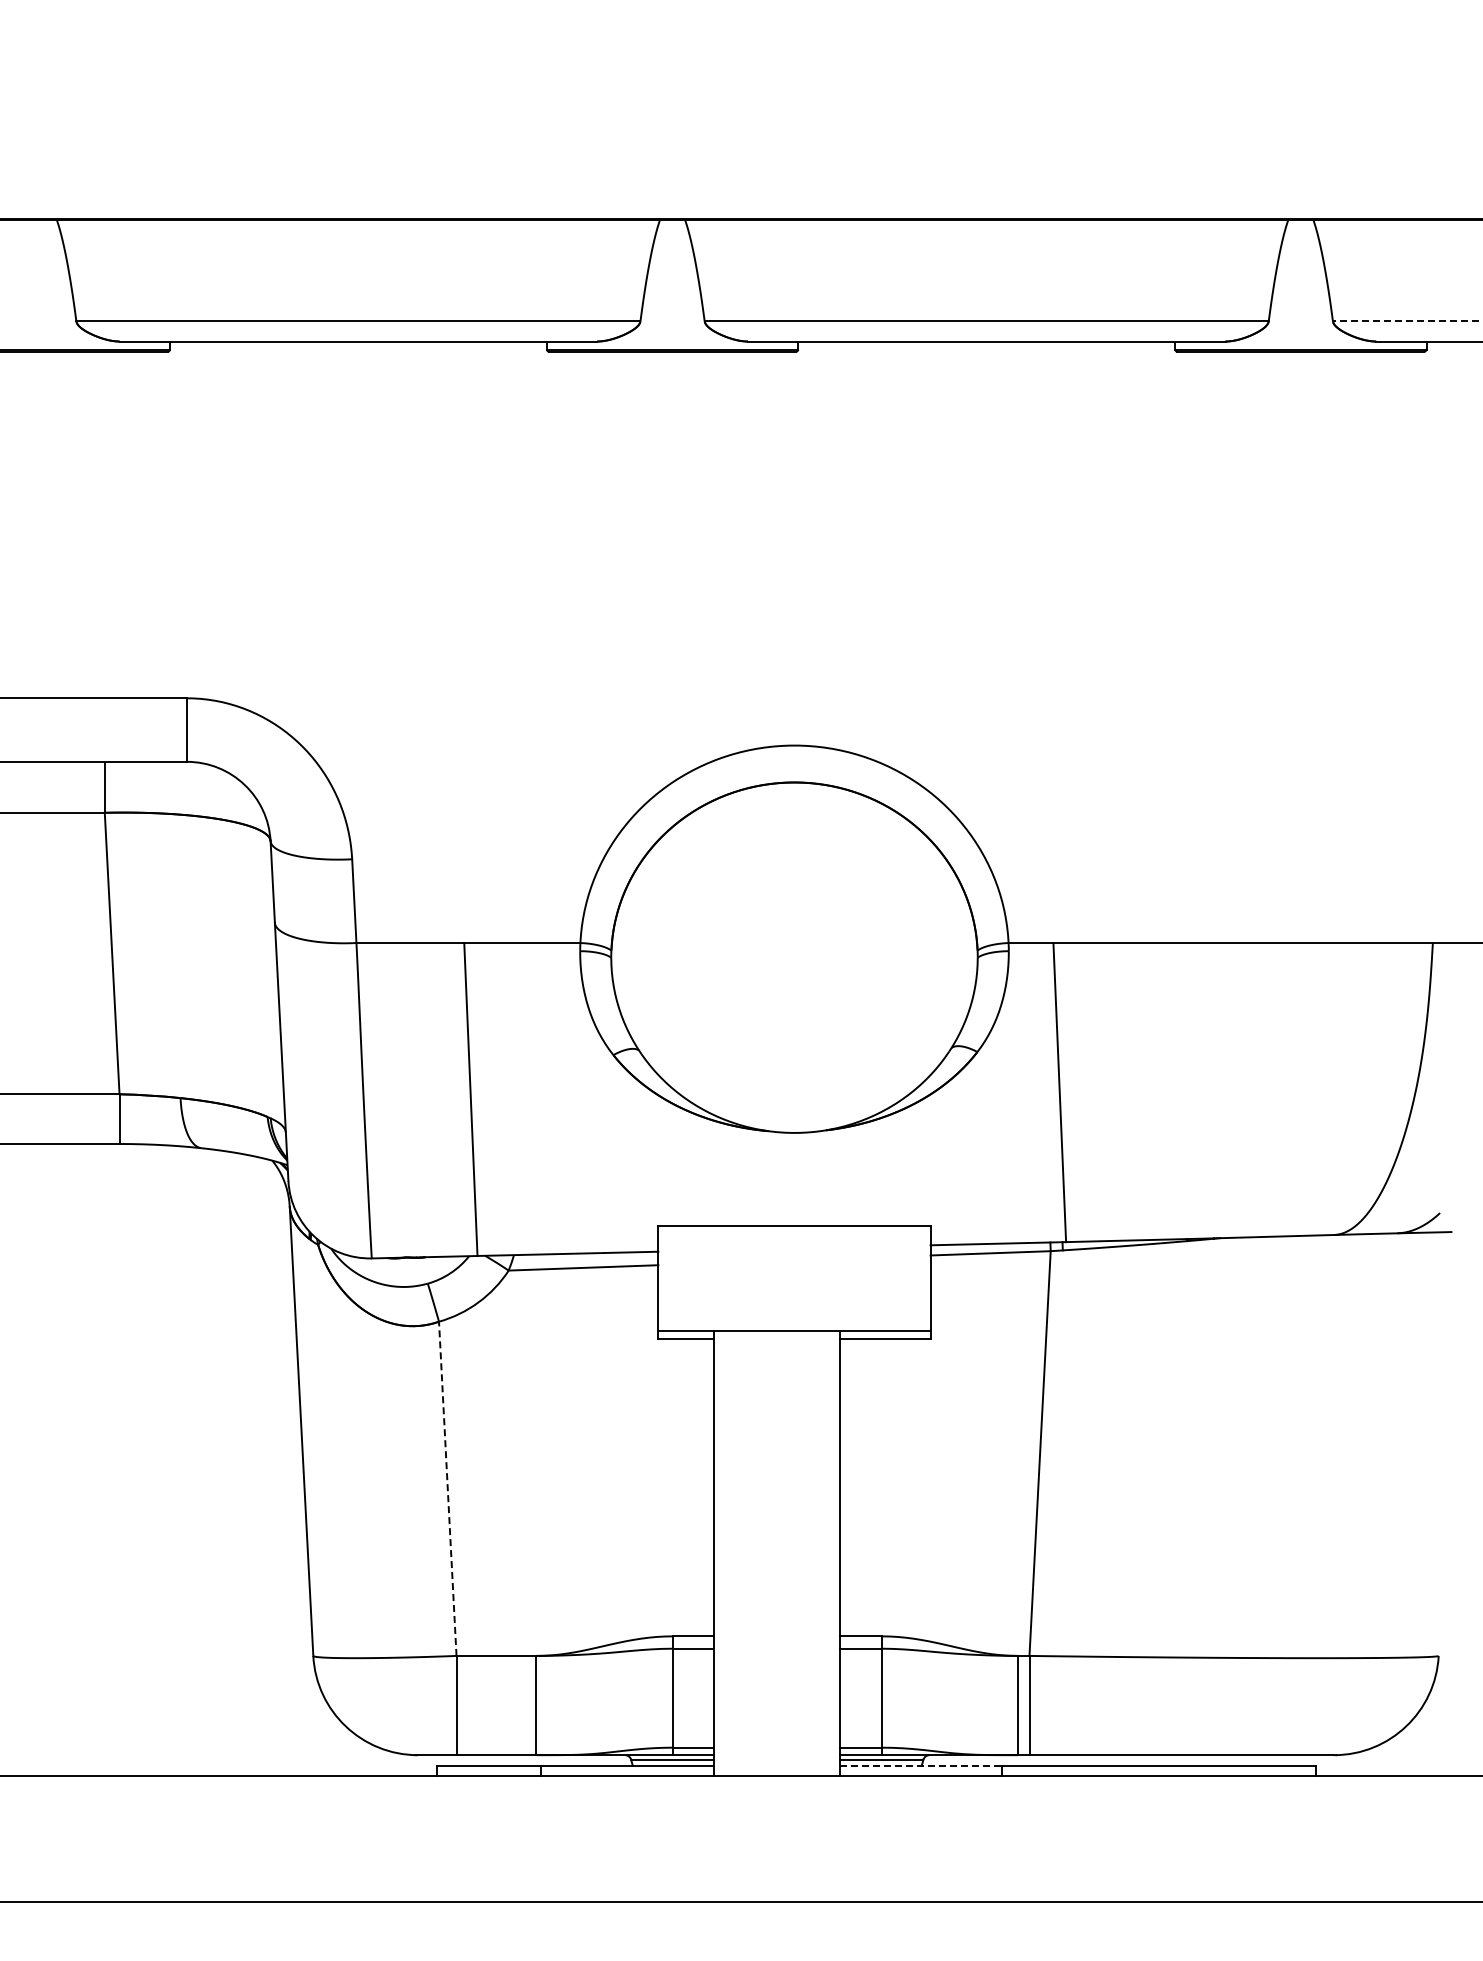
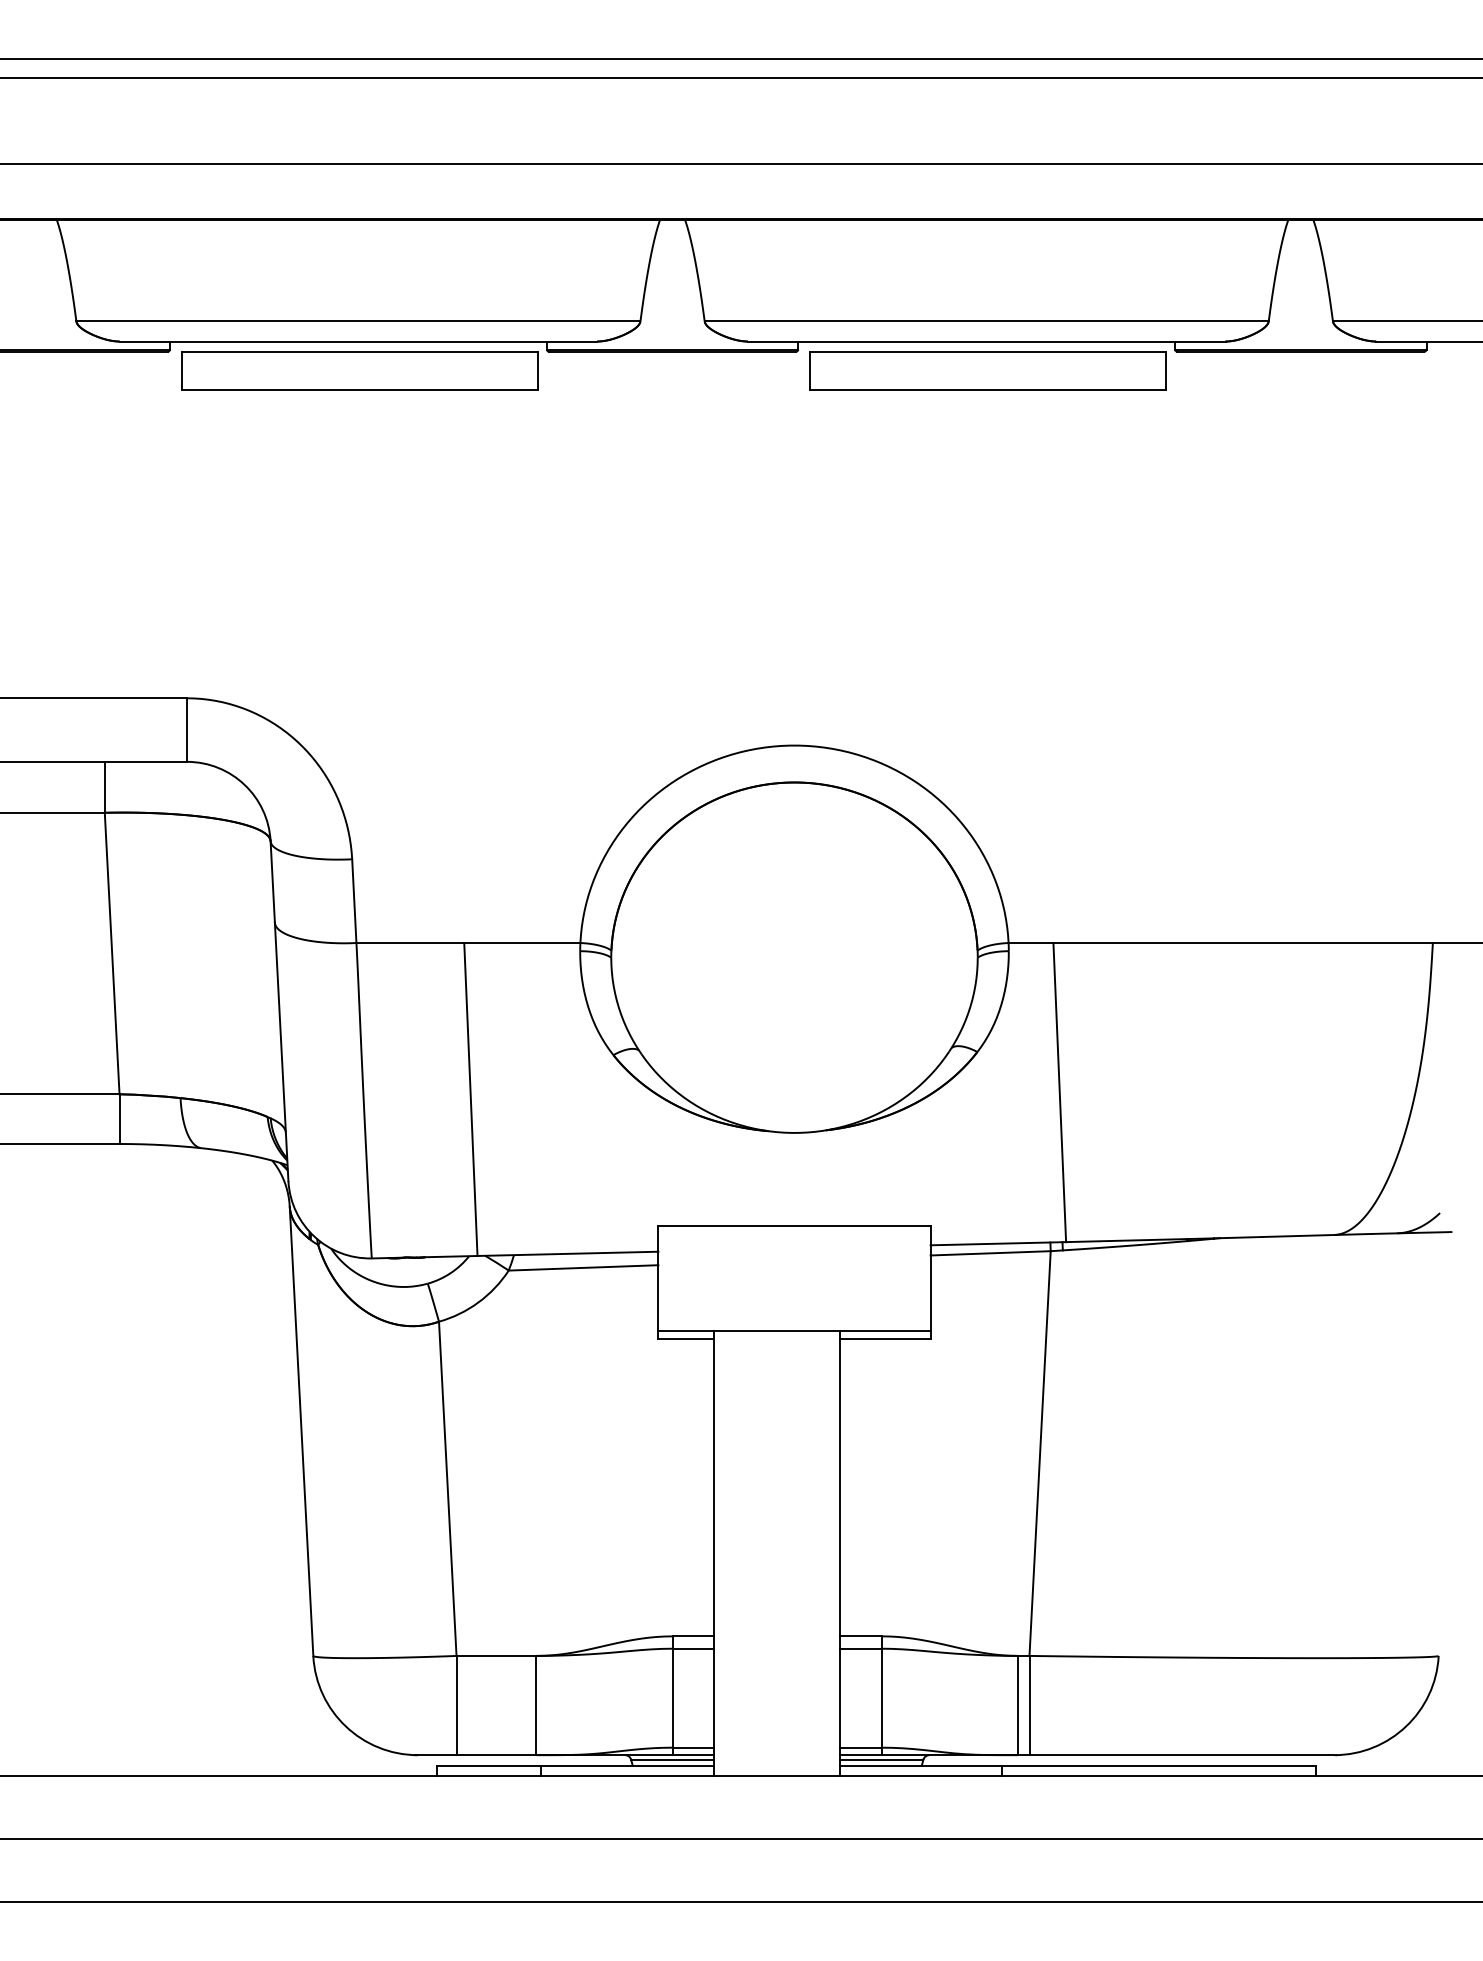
line: none -> present (740, 58)
line: none -> present (740, 77)
line: none -> present (740, 163)
line: dashed -> solid (1407, 321)
part: none -> present (359, 370)
part: none -> present (987, 370)
line: dashed -> solid (447, 1488)
line: dashed -> solid (921, 1765)
line: none -> present (740, 1838)
